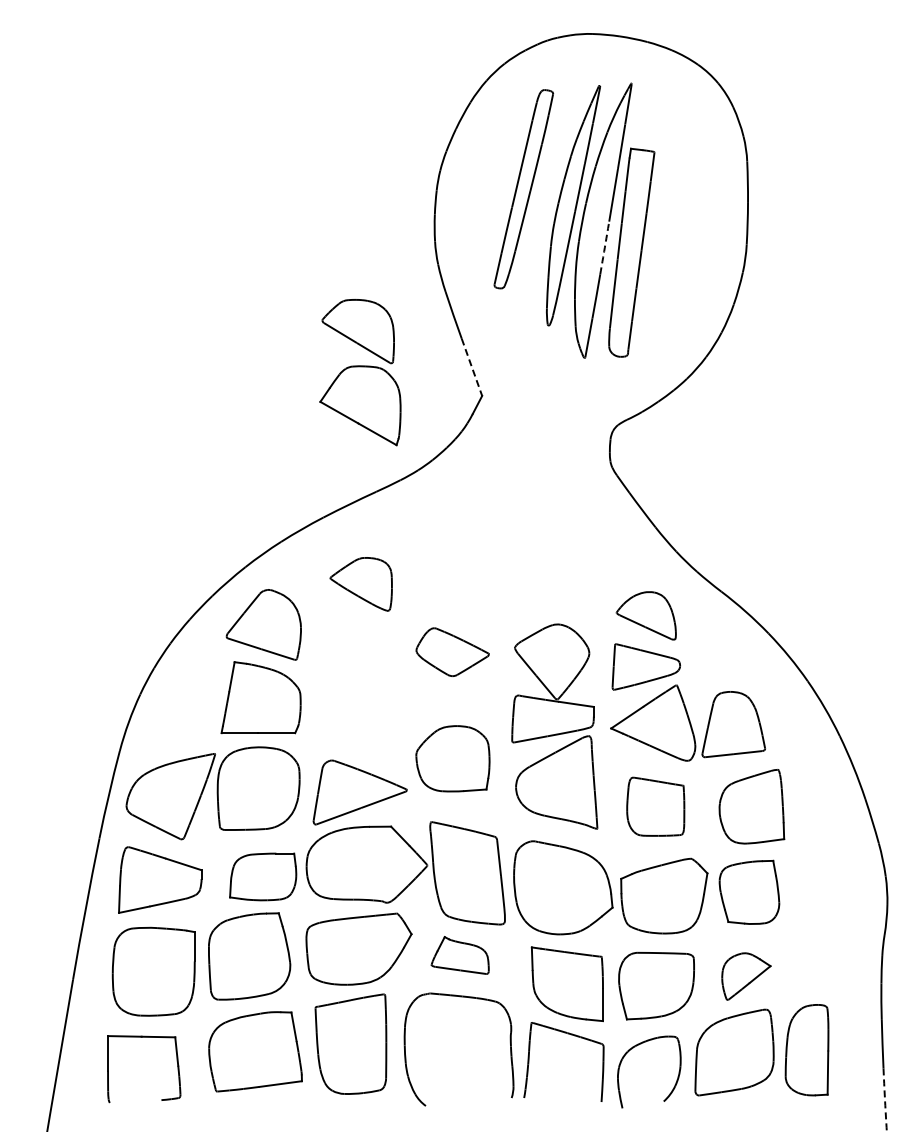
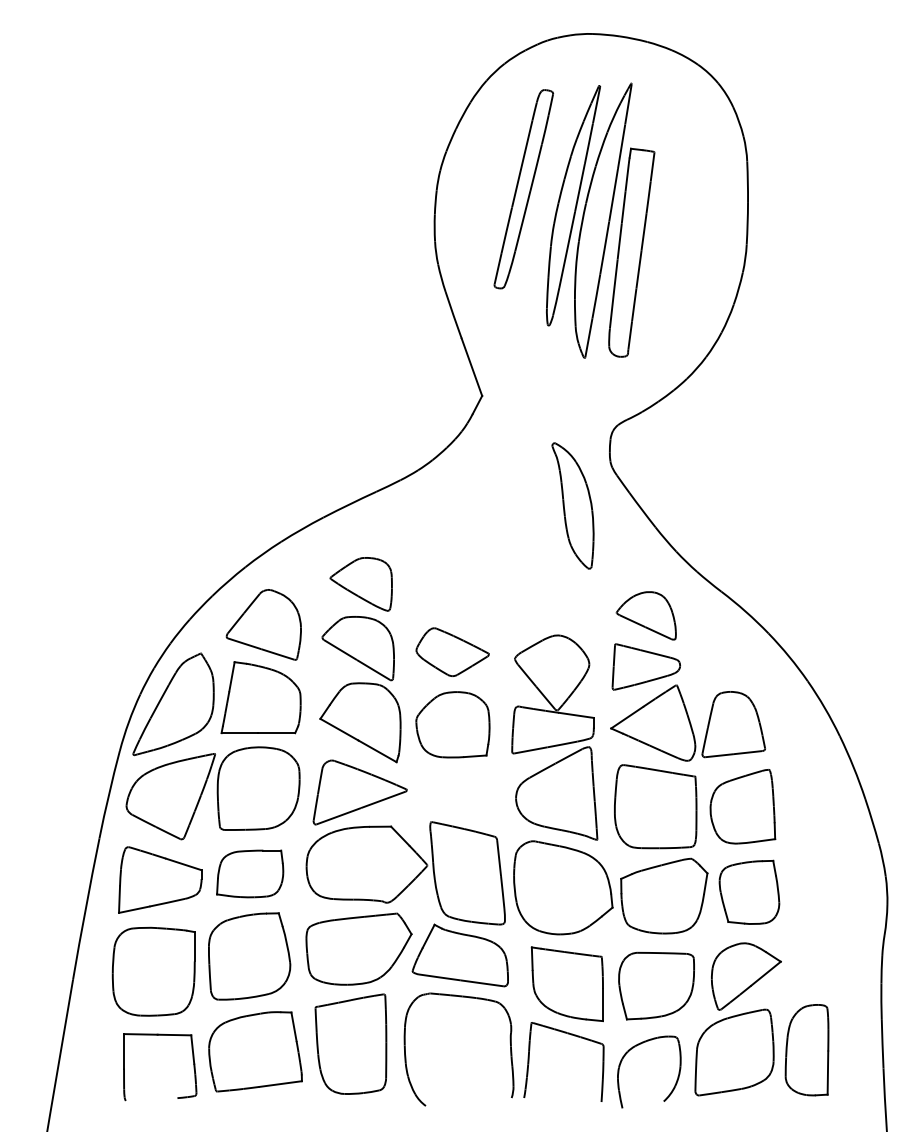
arc: dashed -> solid (604, 247)
line: dashed -> solid (472, 367)
part position: (360, 372) -> (360, 689) (360, 689)
part: none -> present (572, 505)
part: none -> present (173, 704)
part position: (554, 726) -> (554, 737) (554, 737)
part position: (452, 758) -> (452, 724) (452, 724)
part size: 60x61 px -> 84x86 px (655, 806)
part position: (751, 806) -> (742, 806) (742, 806)
part position: (263, 876) -> (250, 873) (250, 873)
part size: 60x39 px -> 98x65 px (459, 955)
part size: 51x49 px -> 71x69 px (746, 976)
part position: (144, 1037) -> (160, 1035) (160, 1035)
arc: dashed -> solid (885, 1099)
